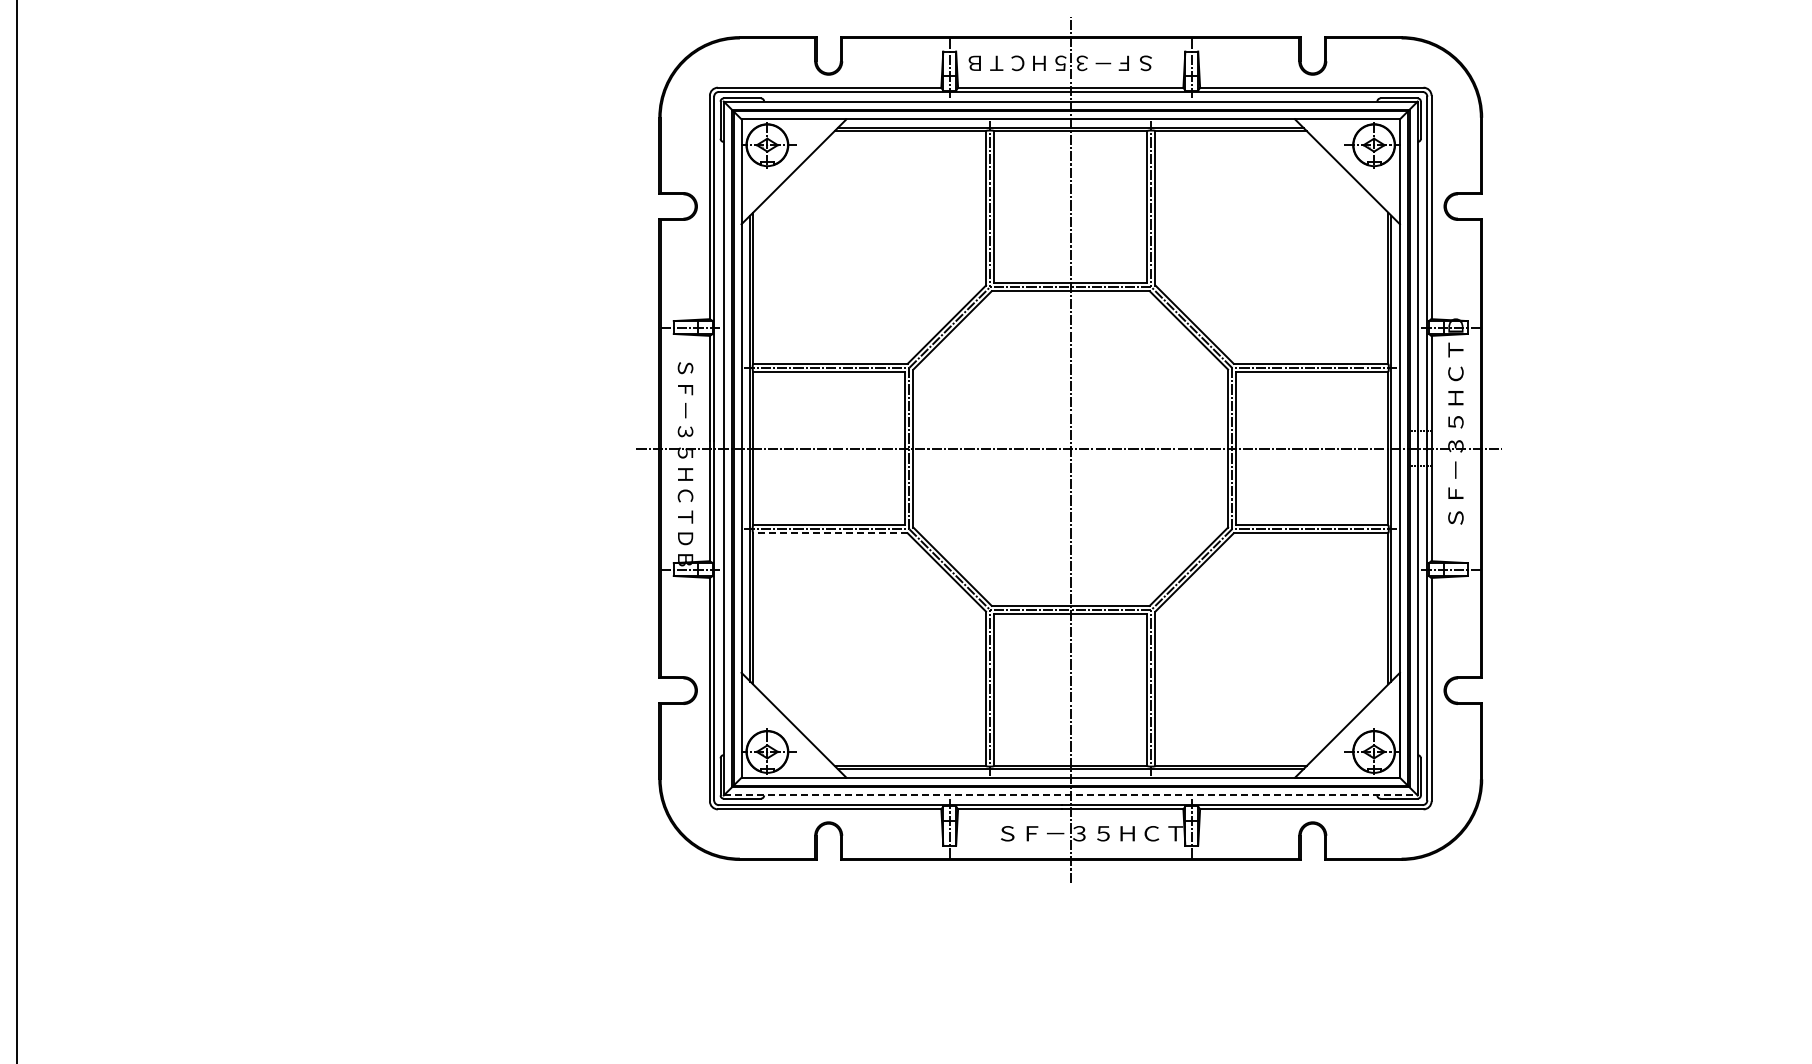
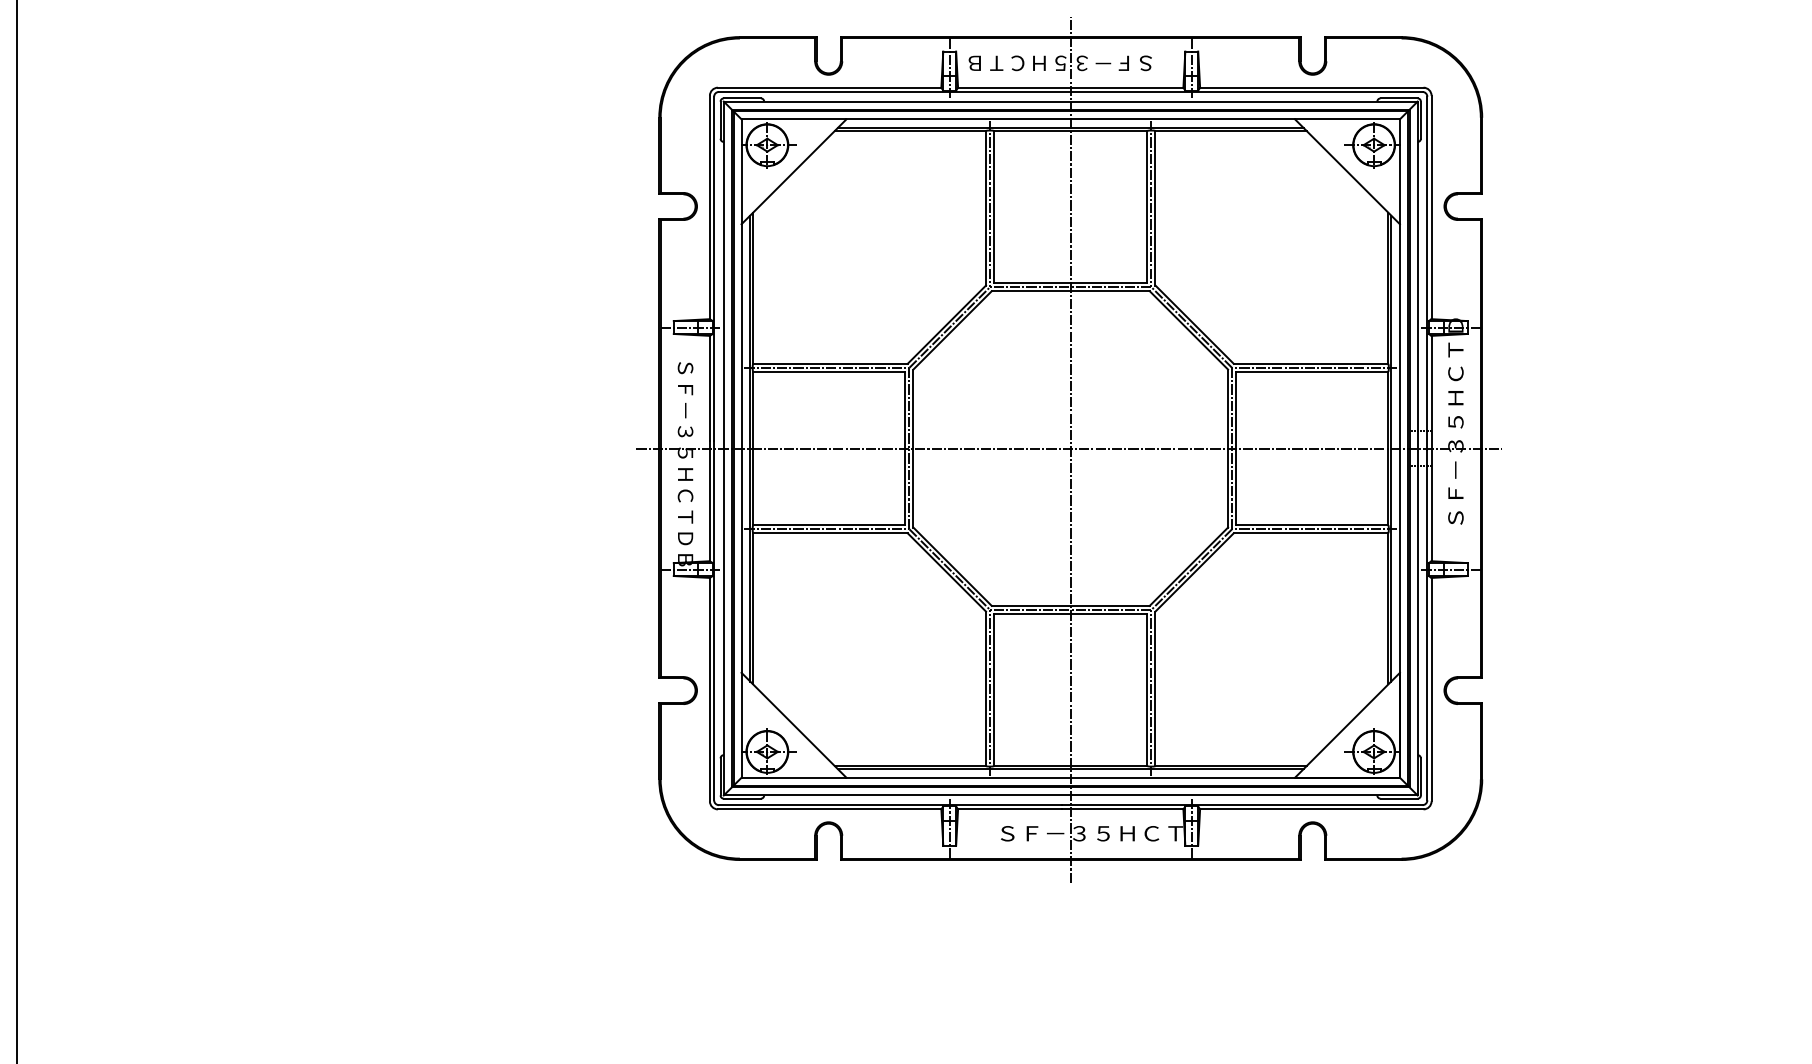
line: dashed -> solid (829, 533)
line: dashed -> solid (1070, 795)
